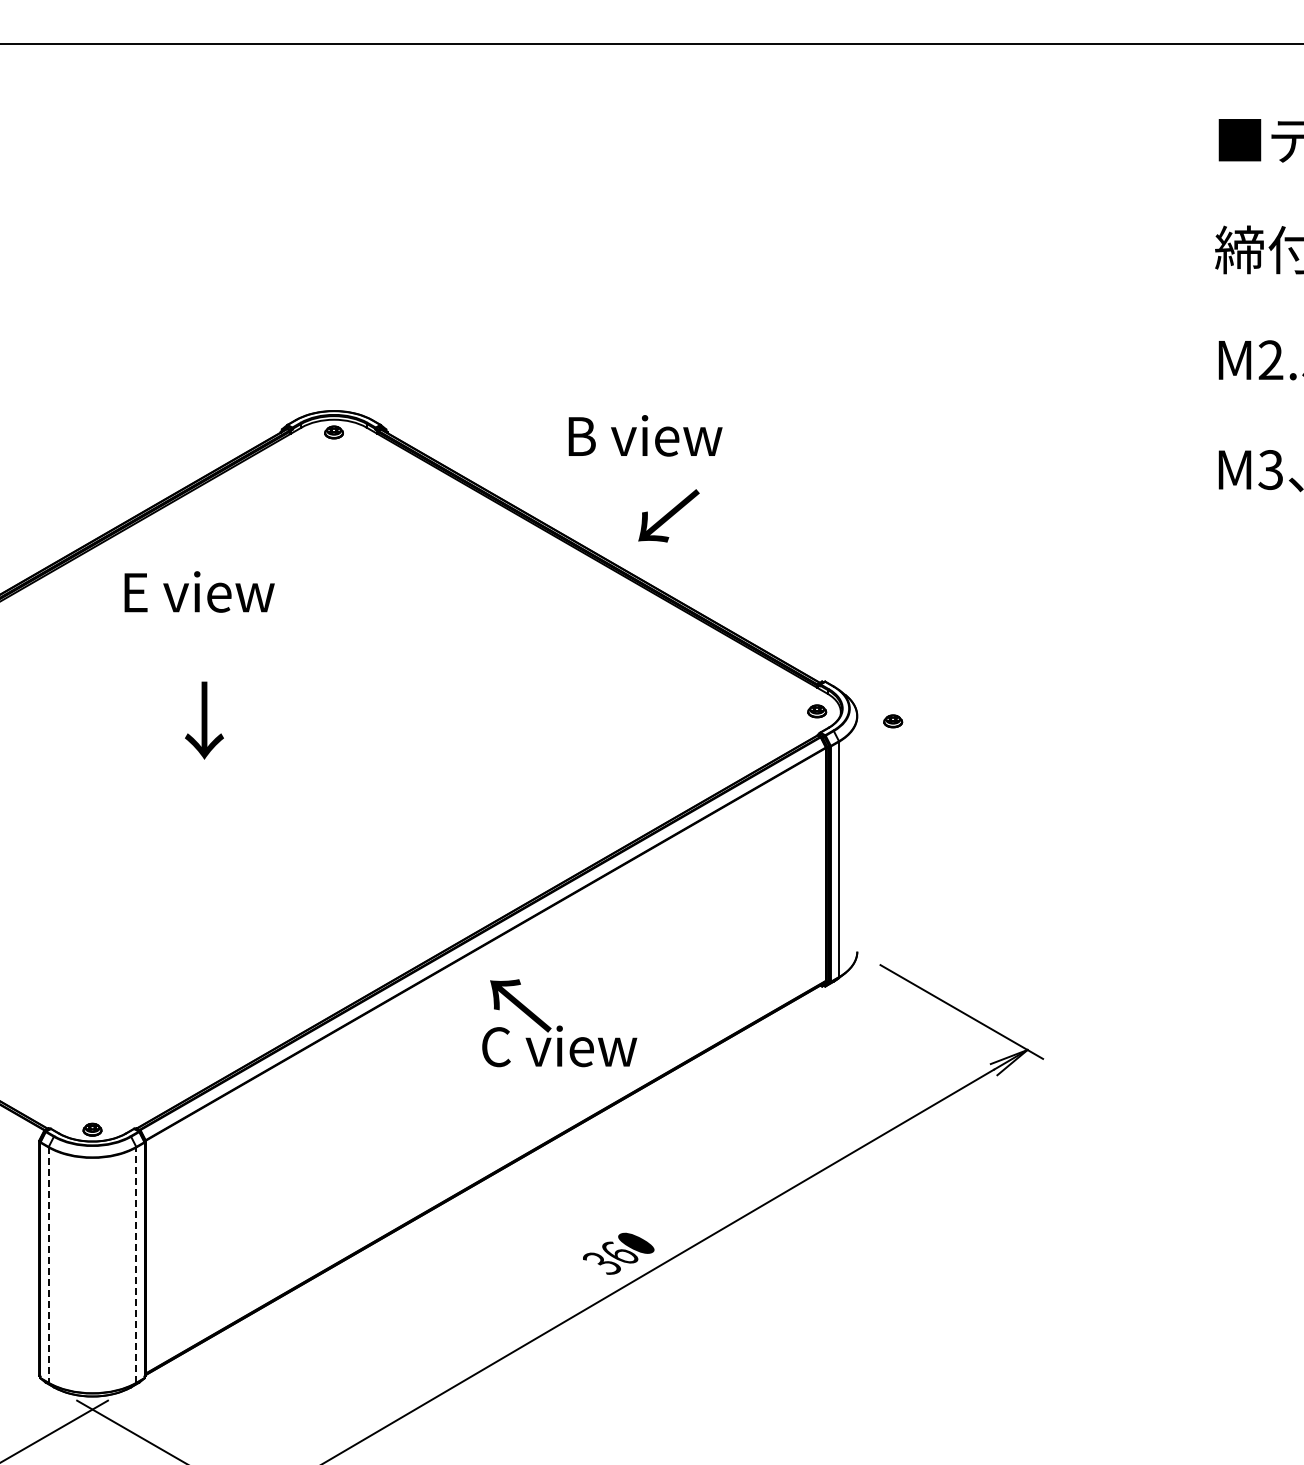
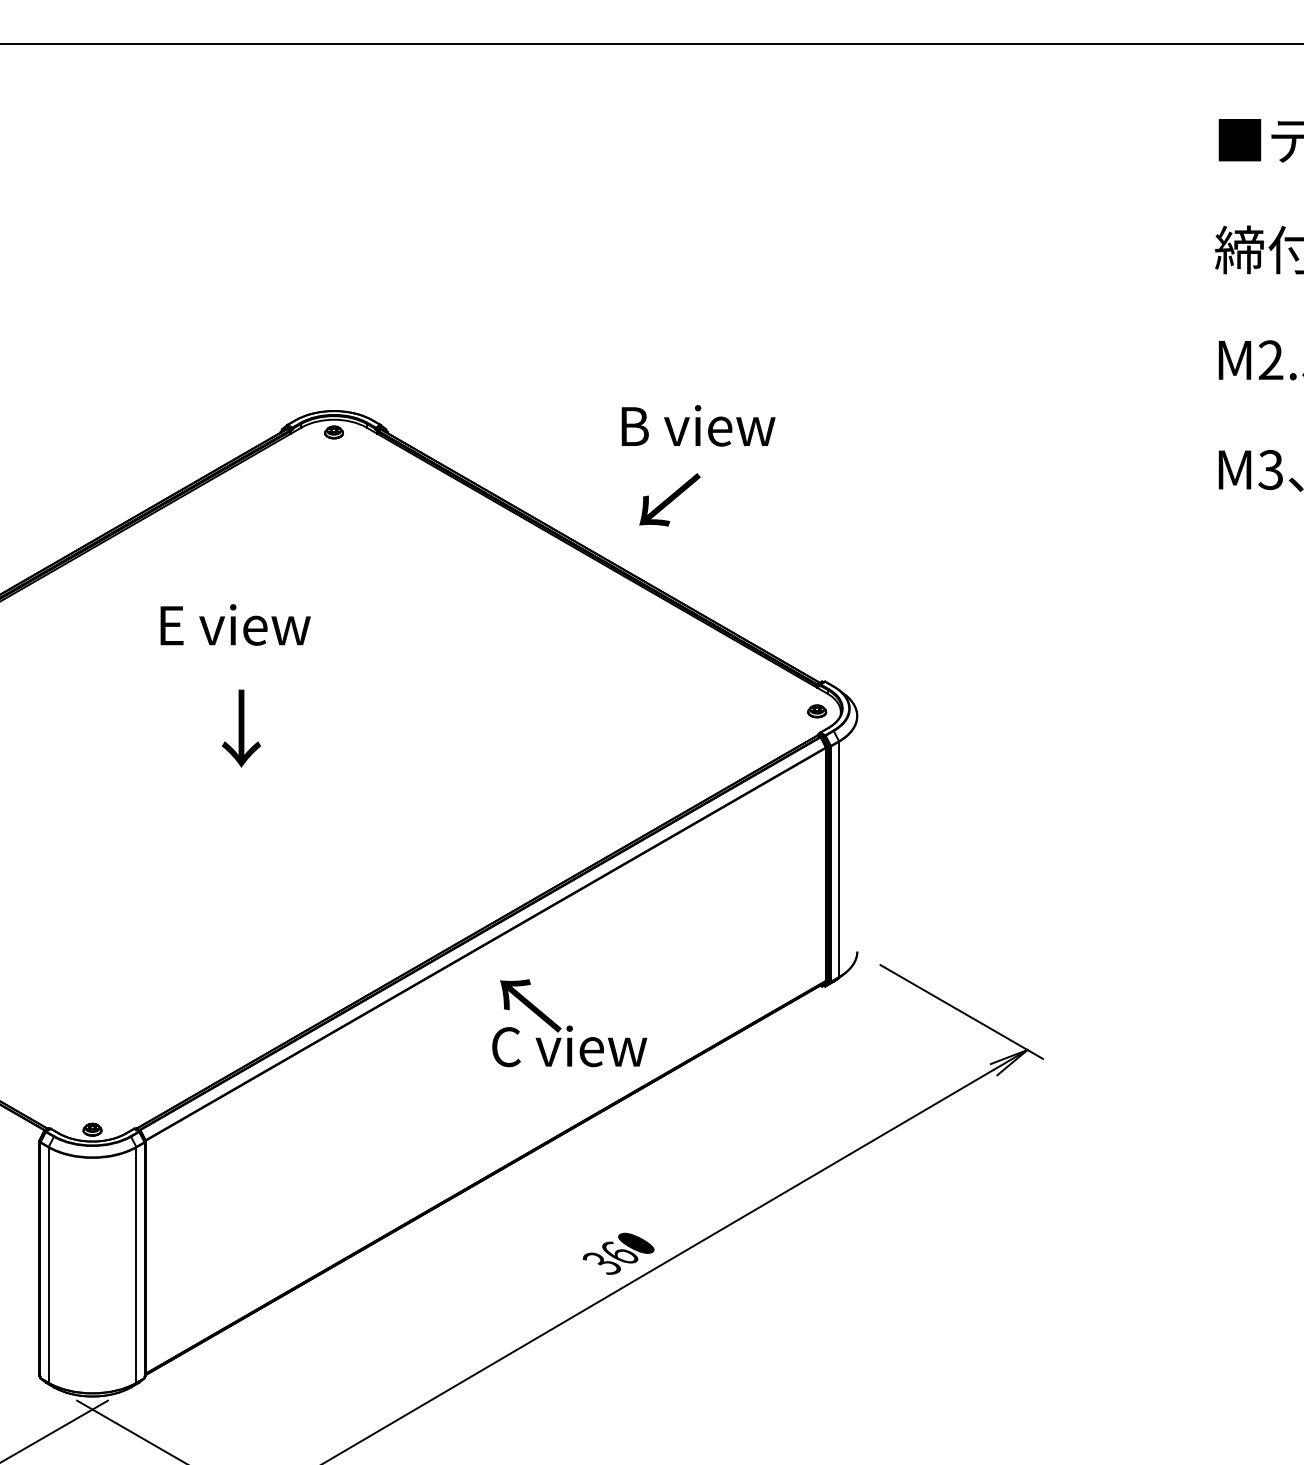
text position: (645, 435) -> (698, 425) (698, 425)
text position: (668, 515) -> (669, 499) (669, 499)
text position: (199, 591) -> (235, 624) (235, 624)
text position: (204, 720) -> (241, 728) (241, 728)
part: present -> none (893, 721)
text position: (559, 1023) -> (569, 1023) (569, 1023)
line: dashed -> solid (48, 1265)
line: dashed -> solid (136, 1265)
